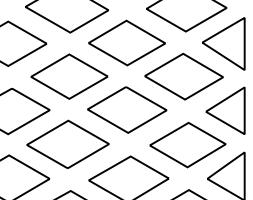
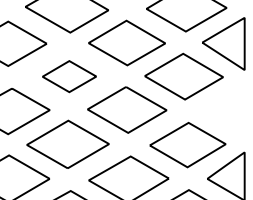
part size: 79x47 px -> 55x34 px (69, 76)
part: present -> none (225, 110)
